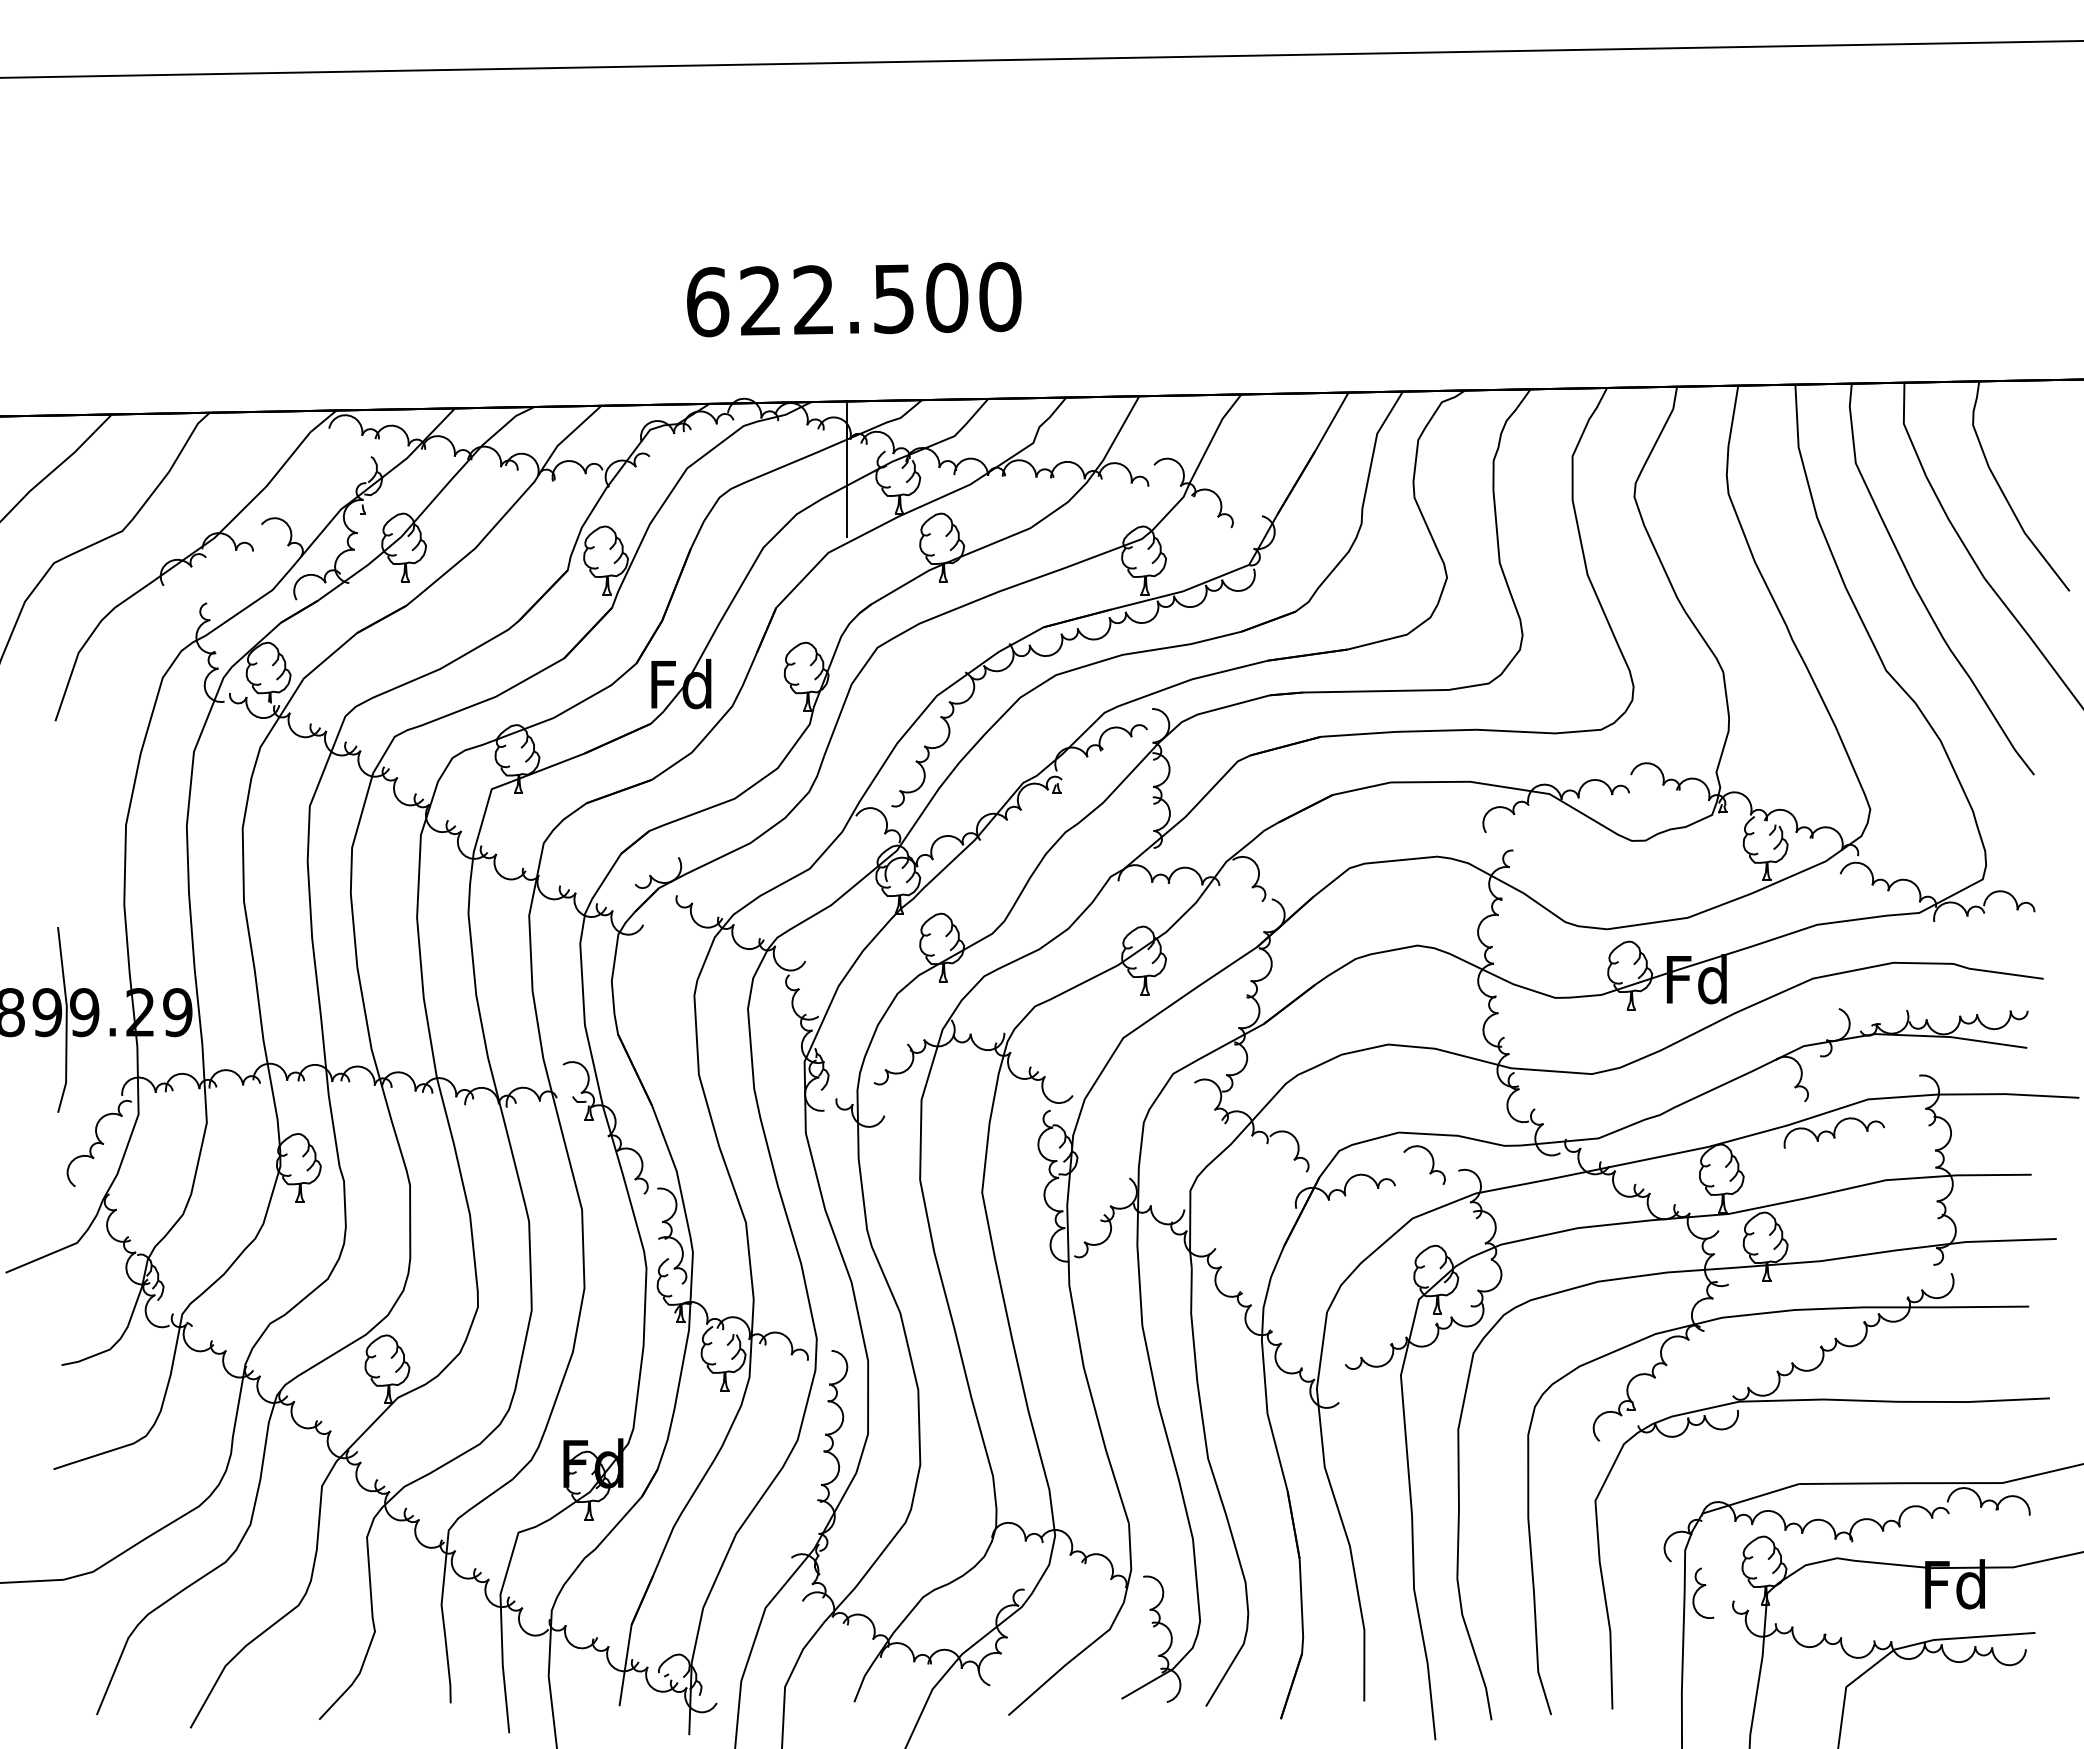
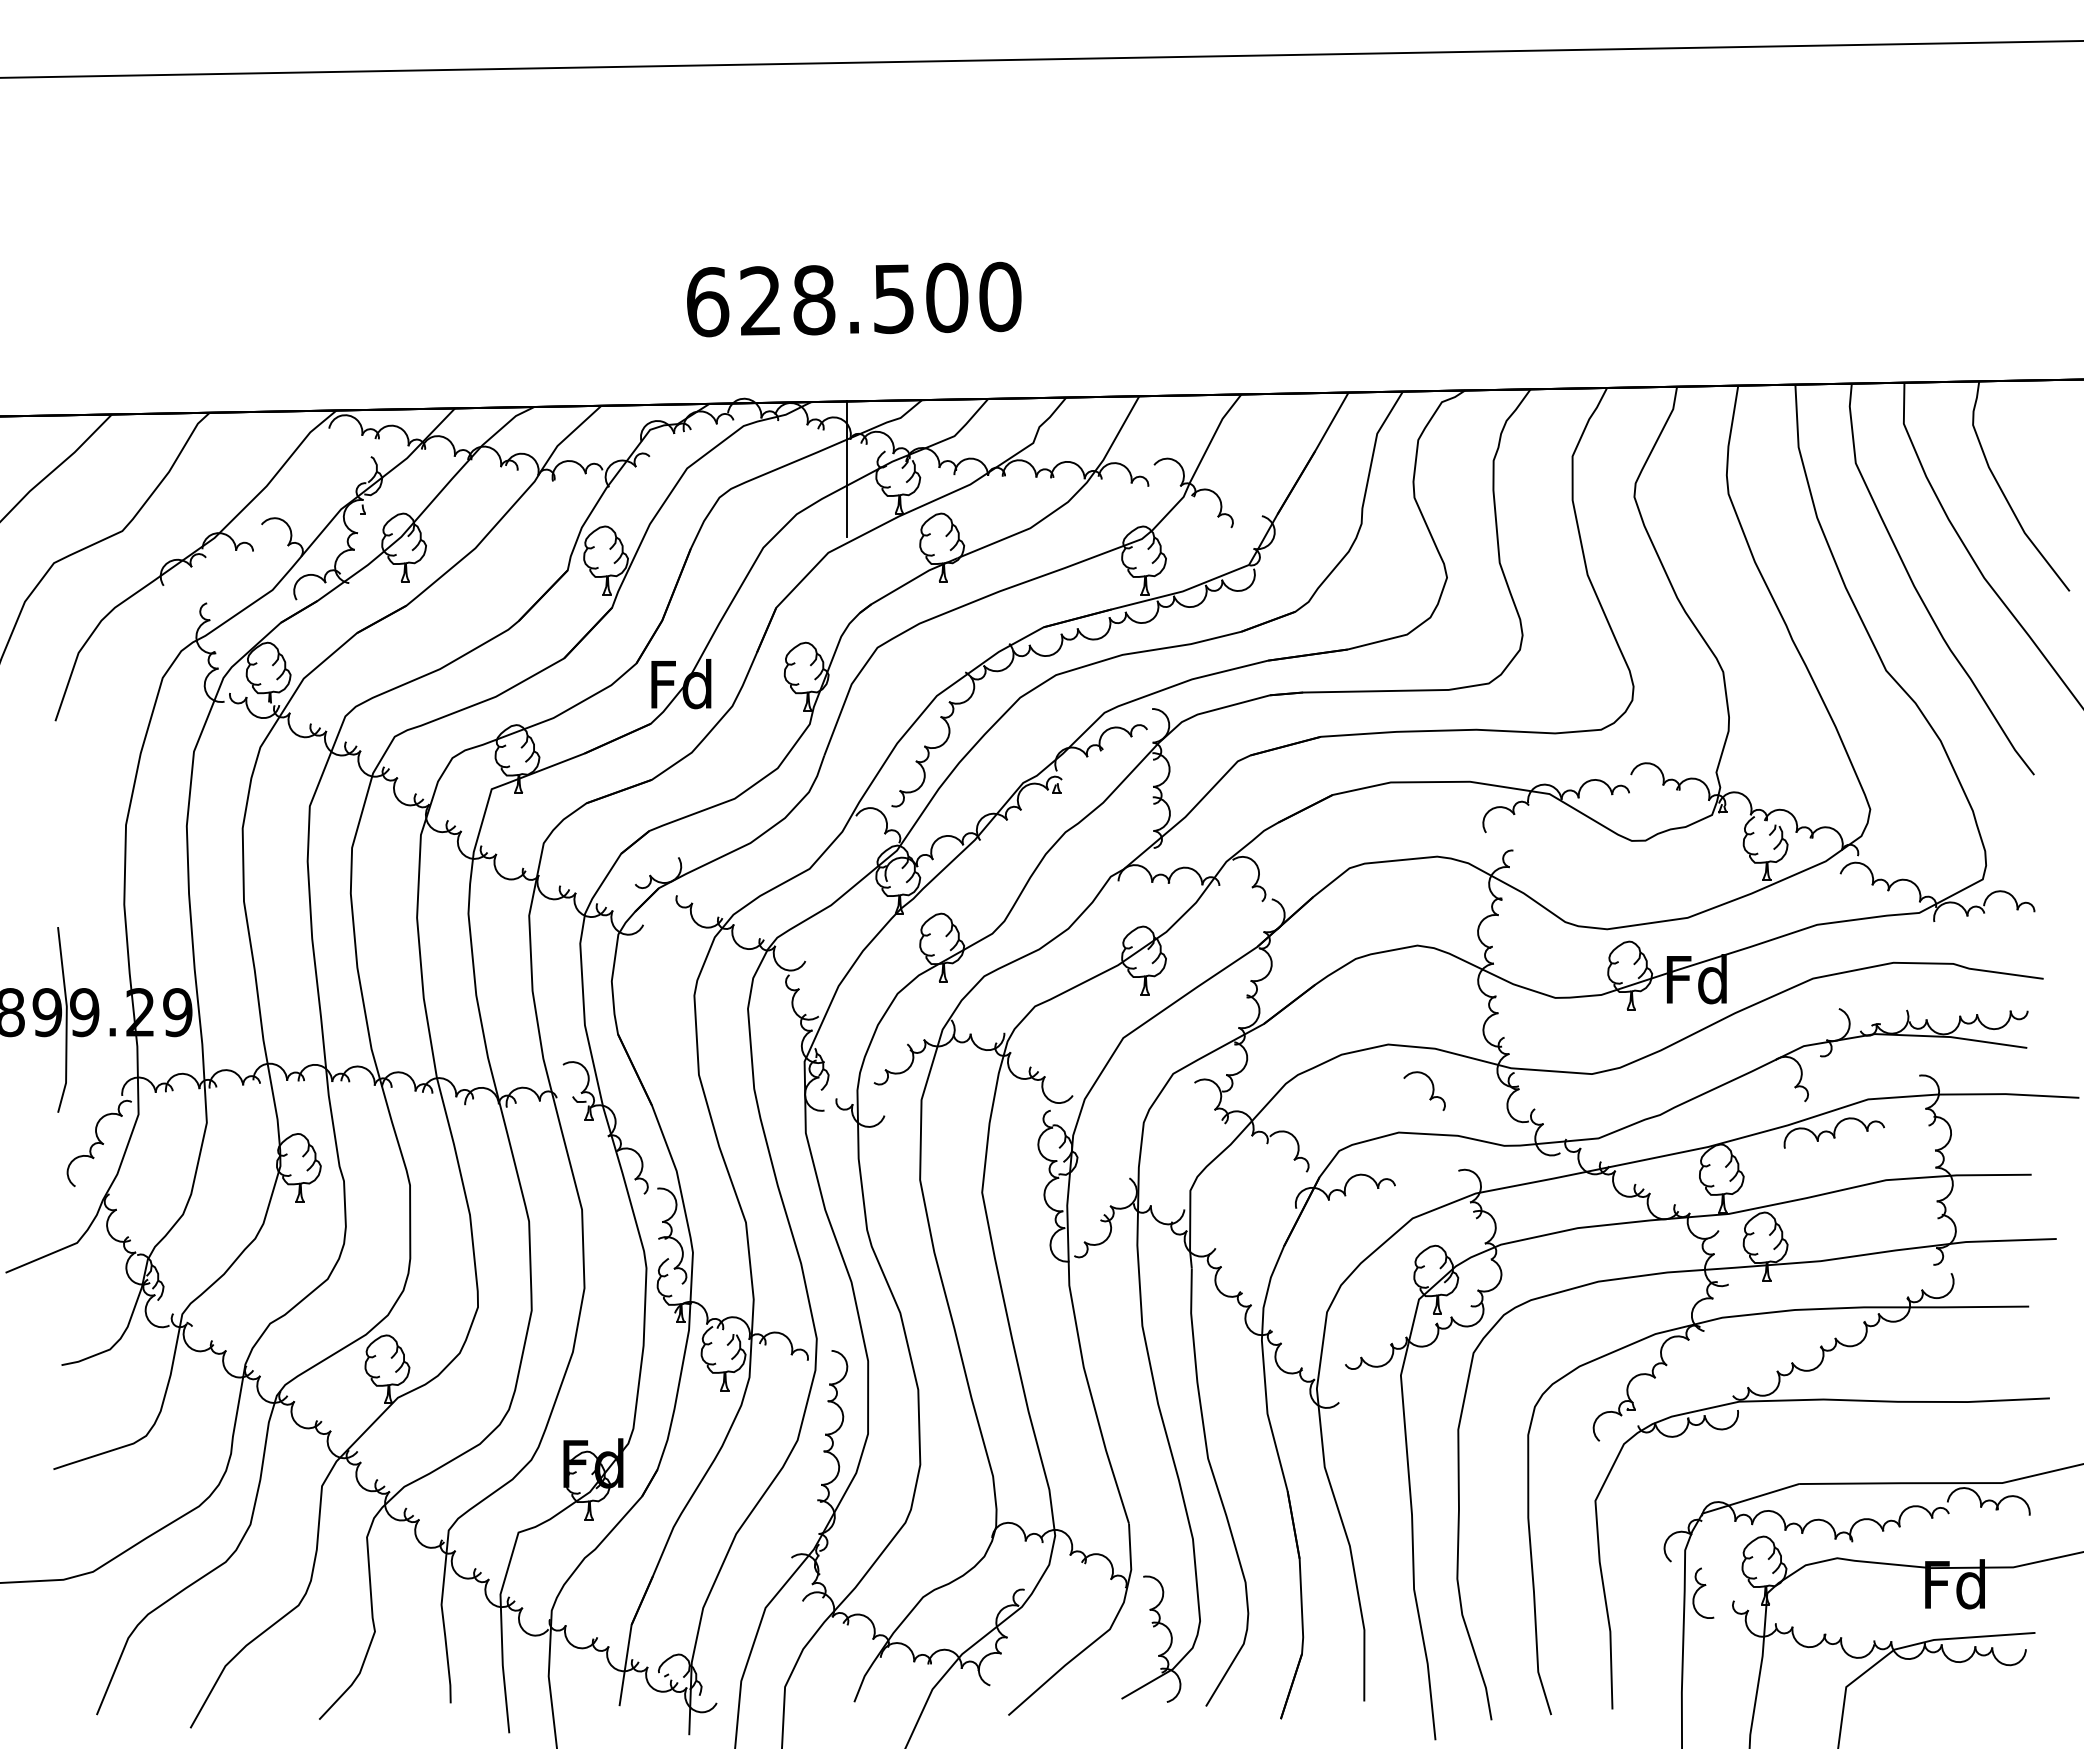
text: 622.500 -> 628.500 (814, 300)
part position: (1432, 1164) -> (1432, 1090) (1432, 1090)
